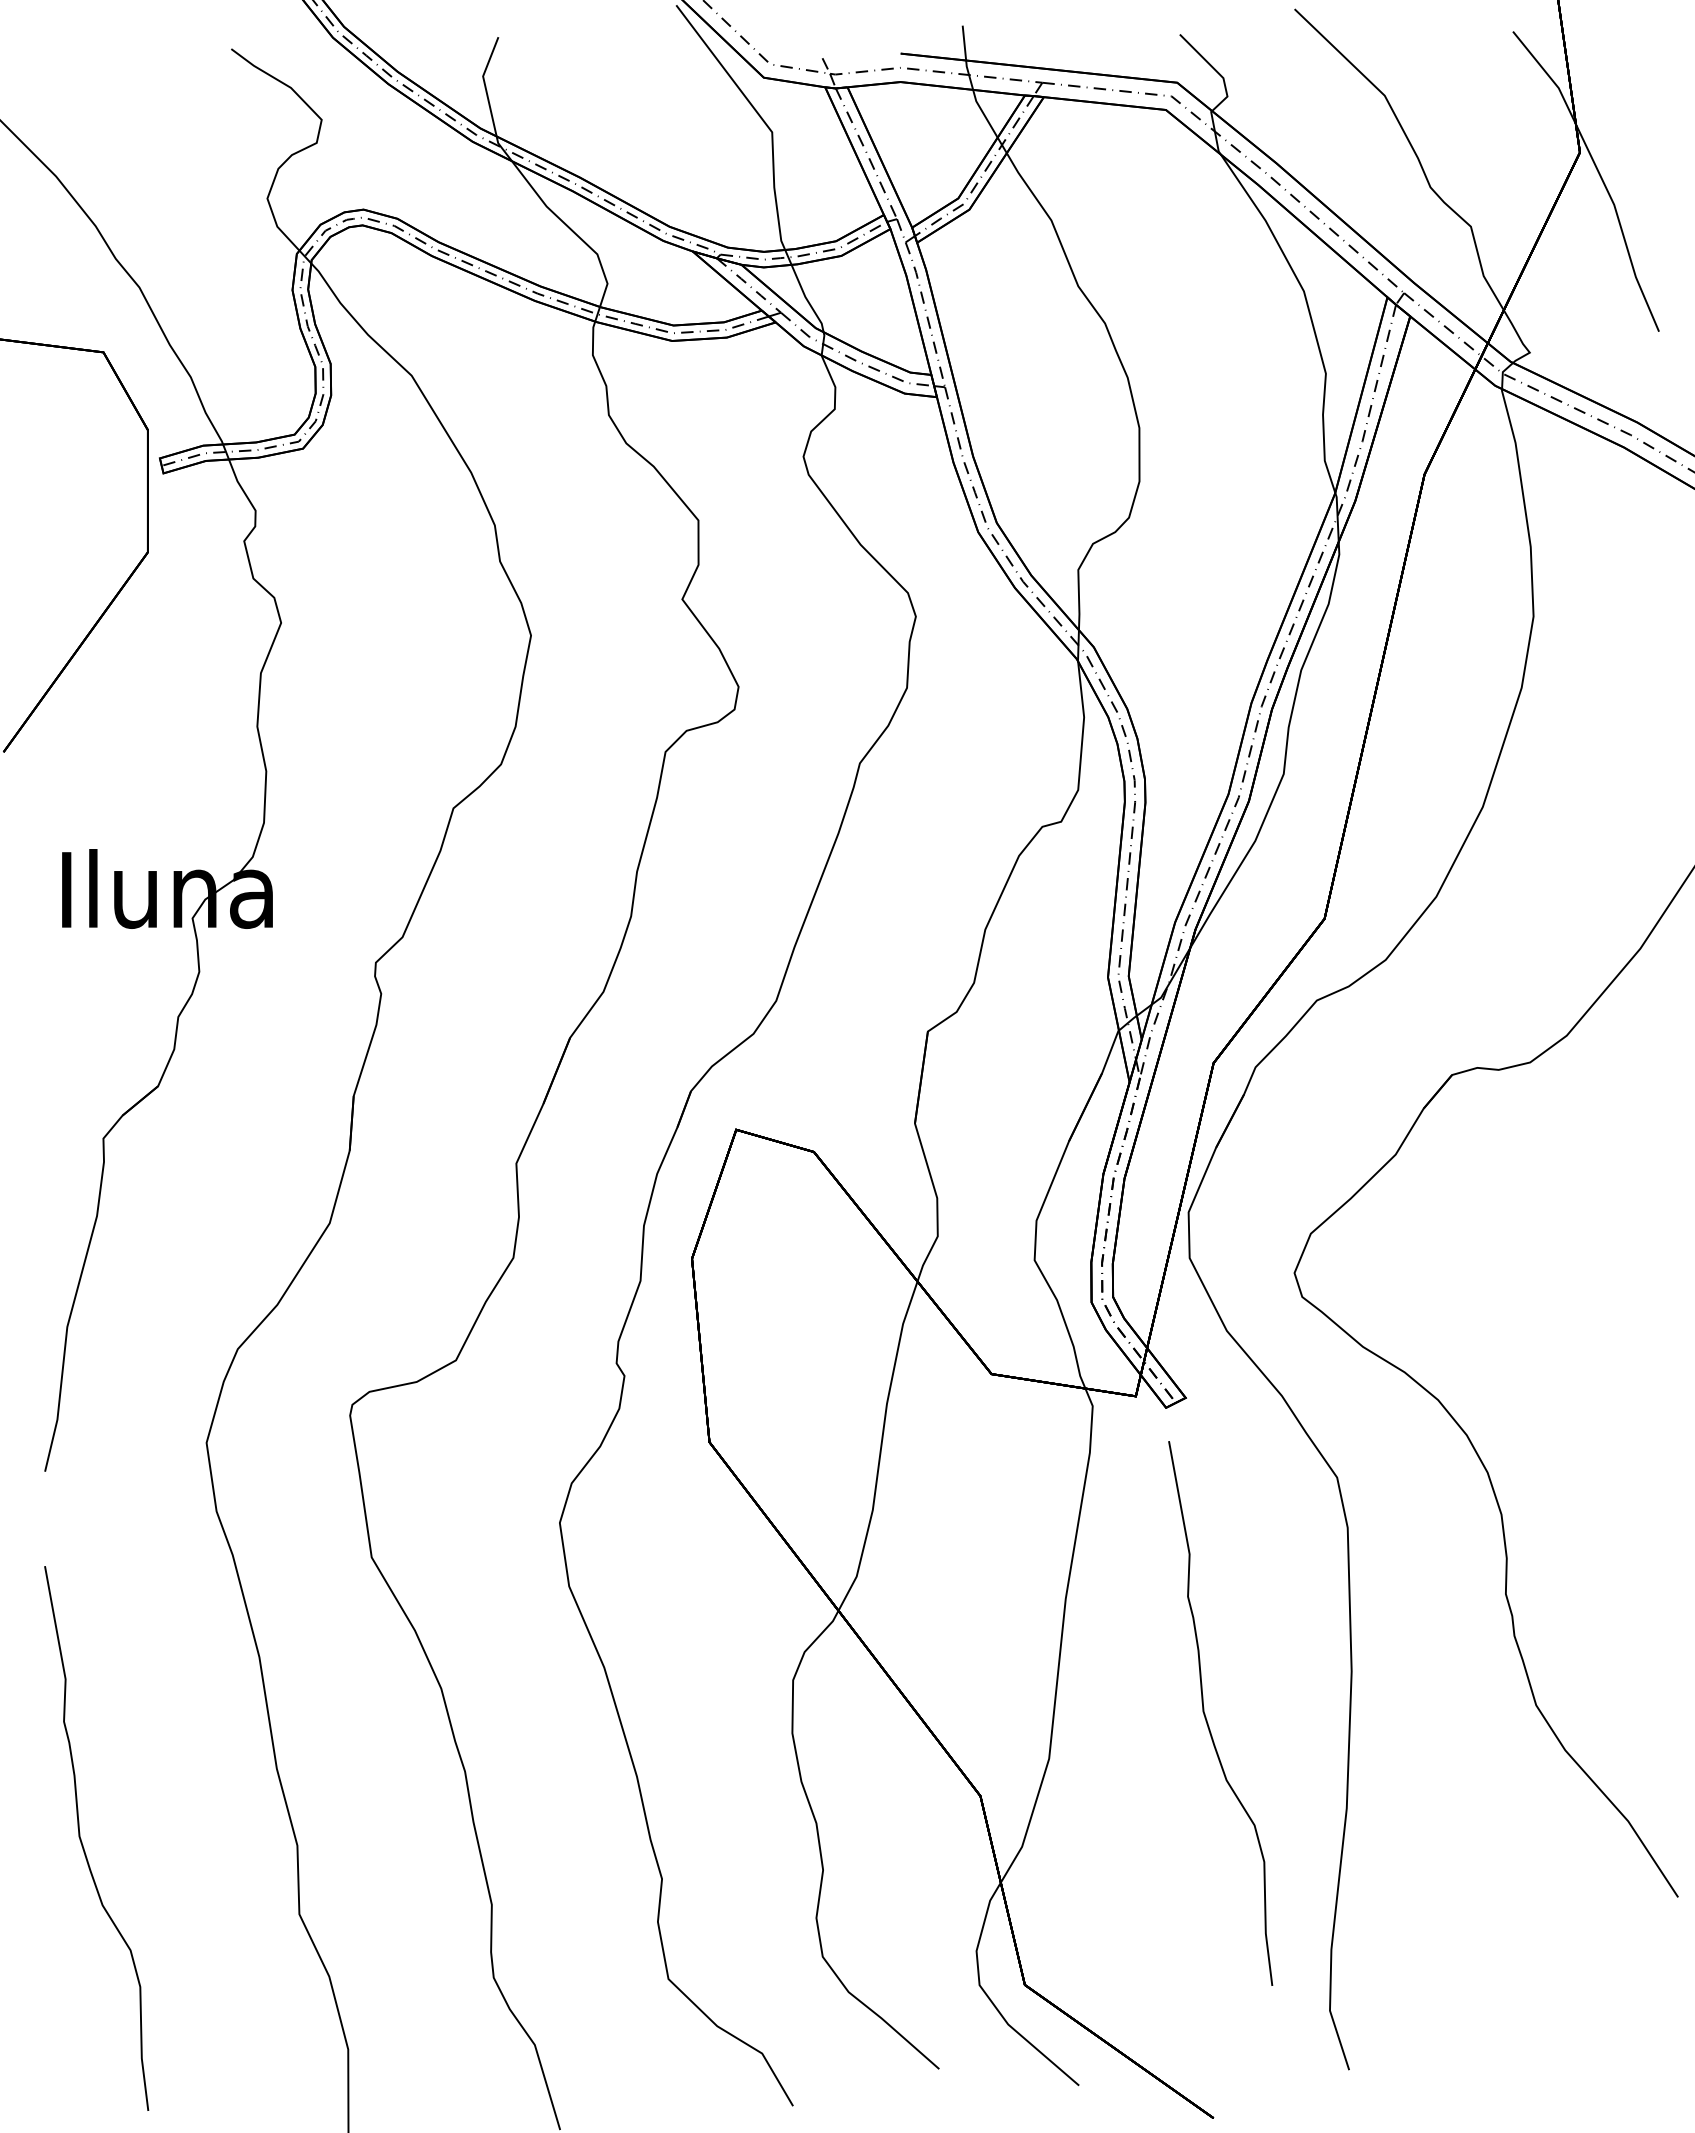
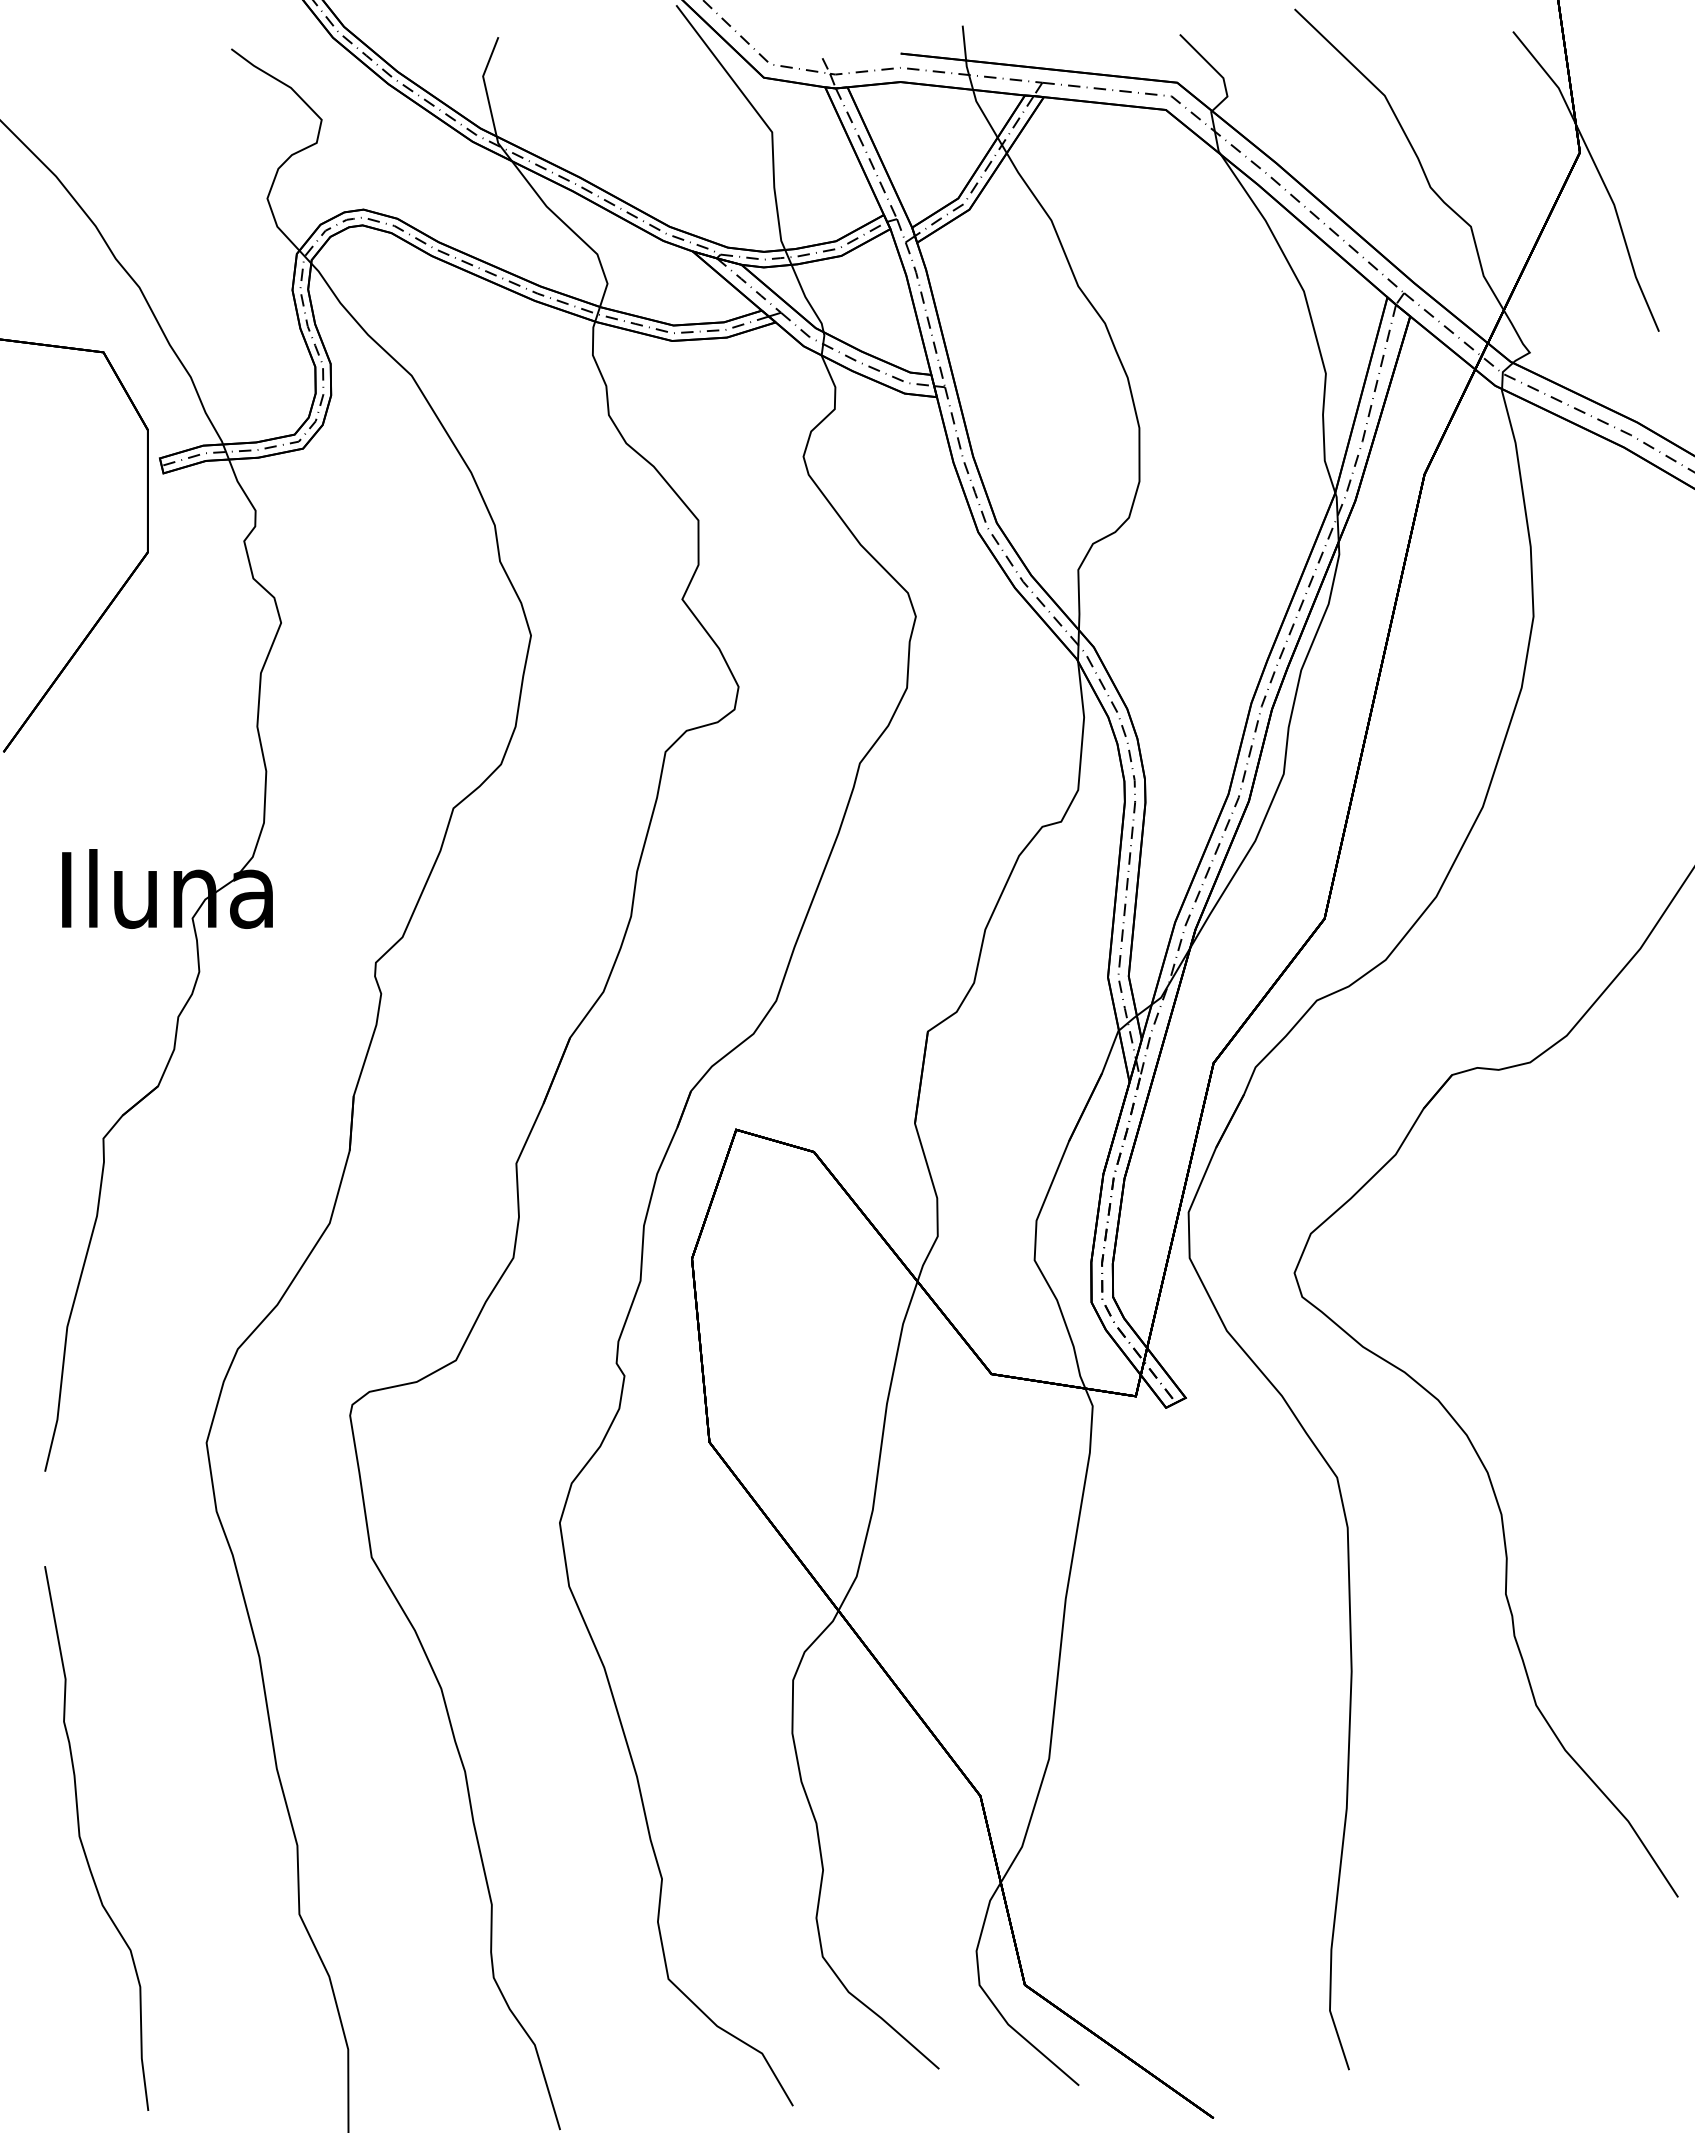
curve: present -> none (1206, 1716)
